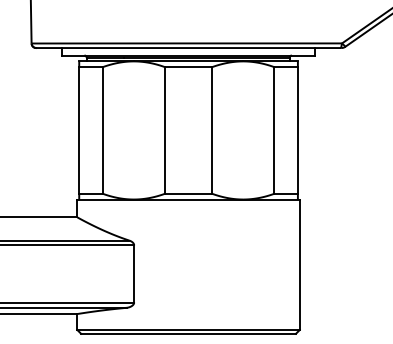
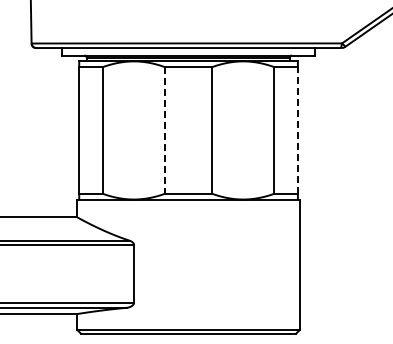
line: solid -> dashed (297, 129)
line: solid -> dashed (165, 130)
